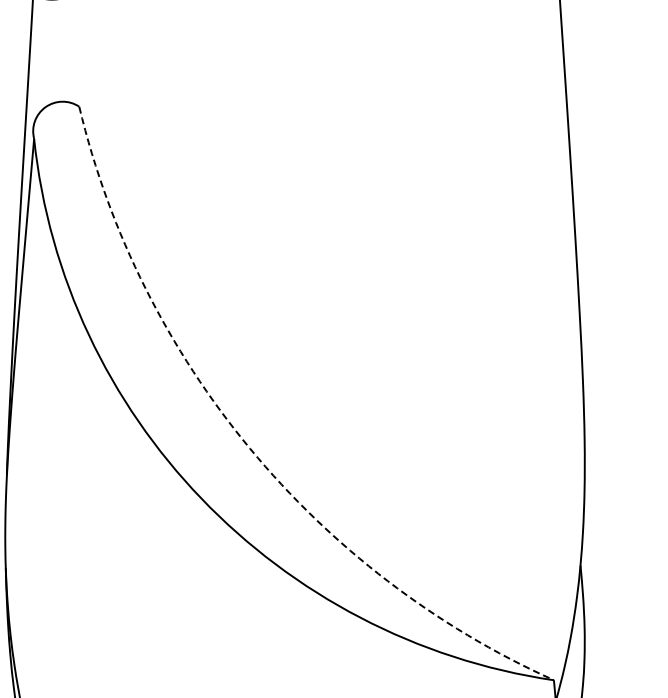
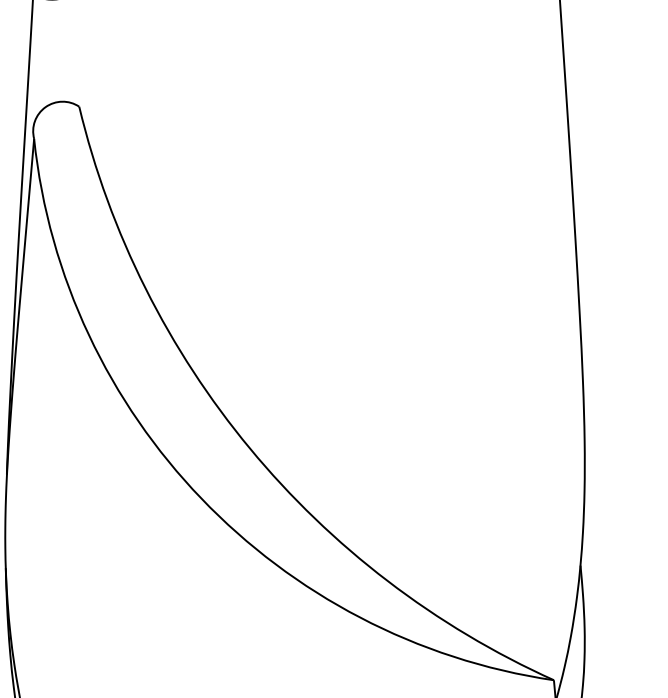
arc: dashed -> solid (250, 448)
